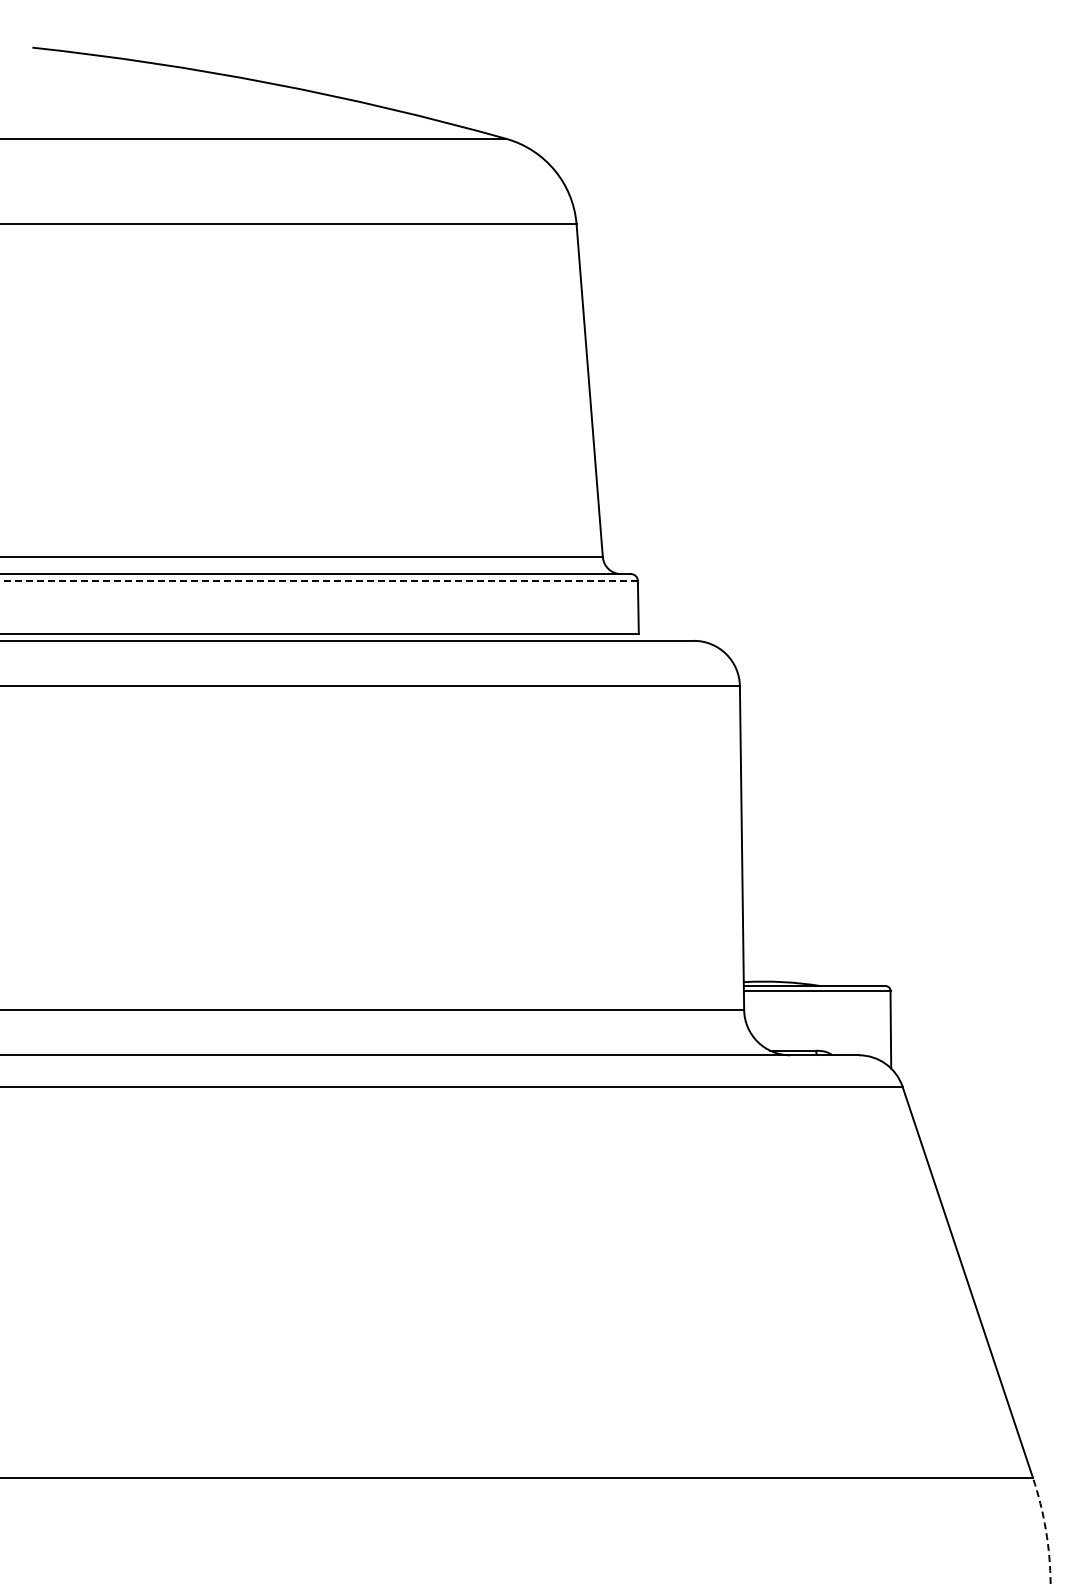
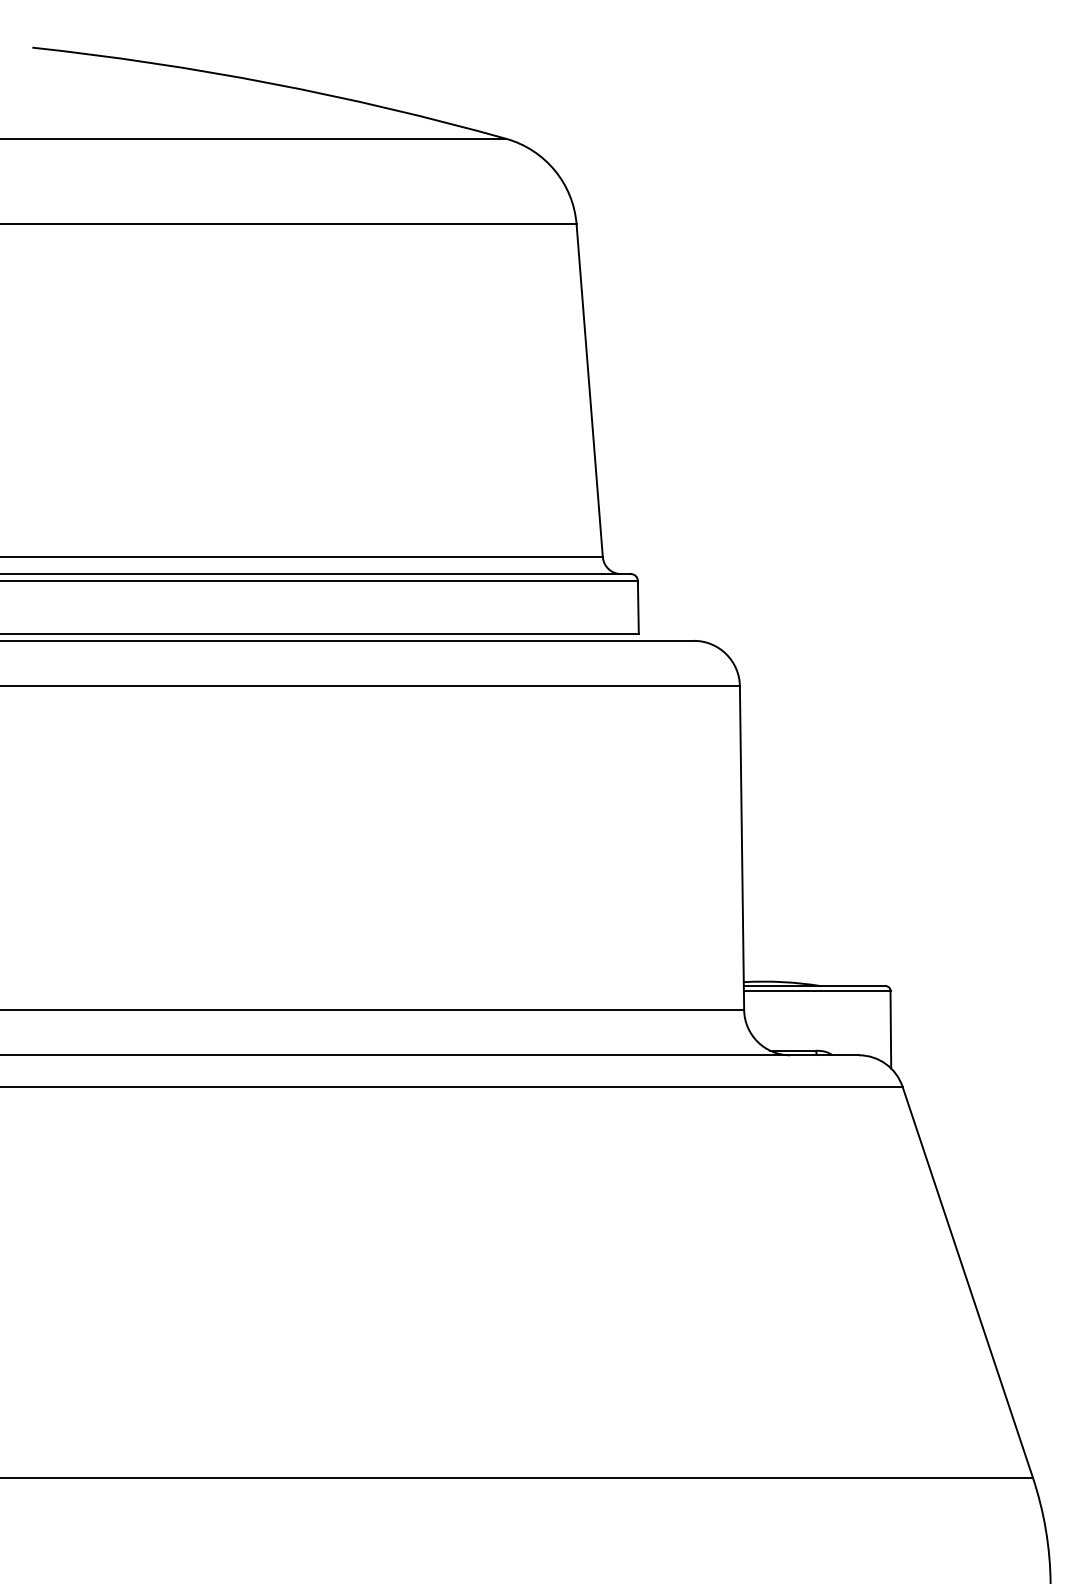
line: dashed -> solid (319, 580)
arc: dashed -> solid (1045, 1530)
